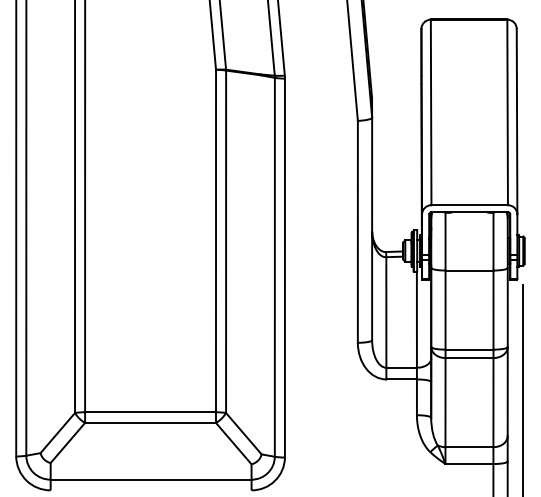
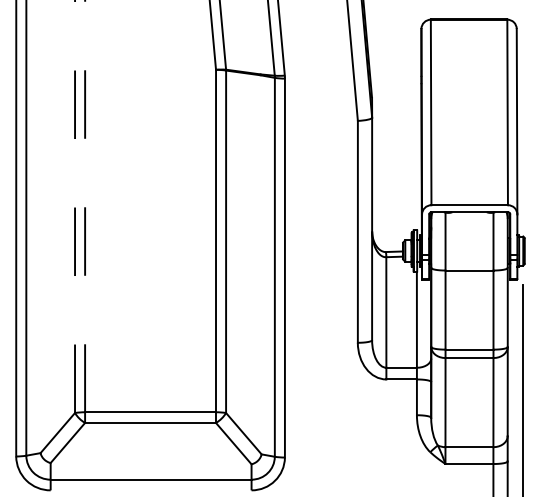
line: solid -> dashed (75, 206)
line: solid -> dashed (85, 206)
